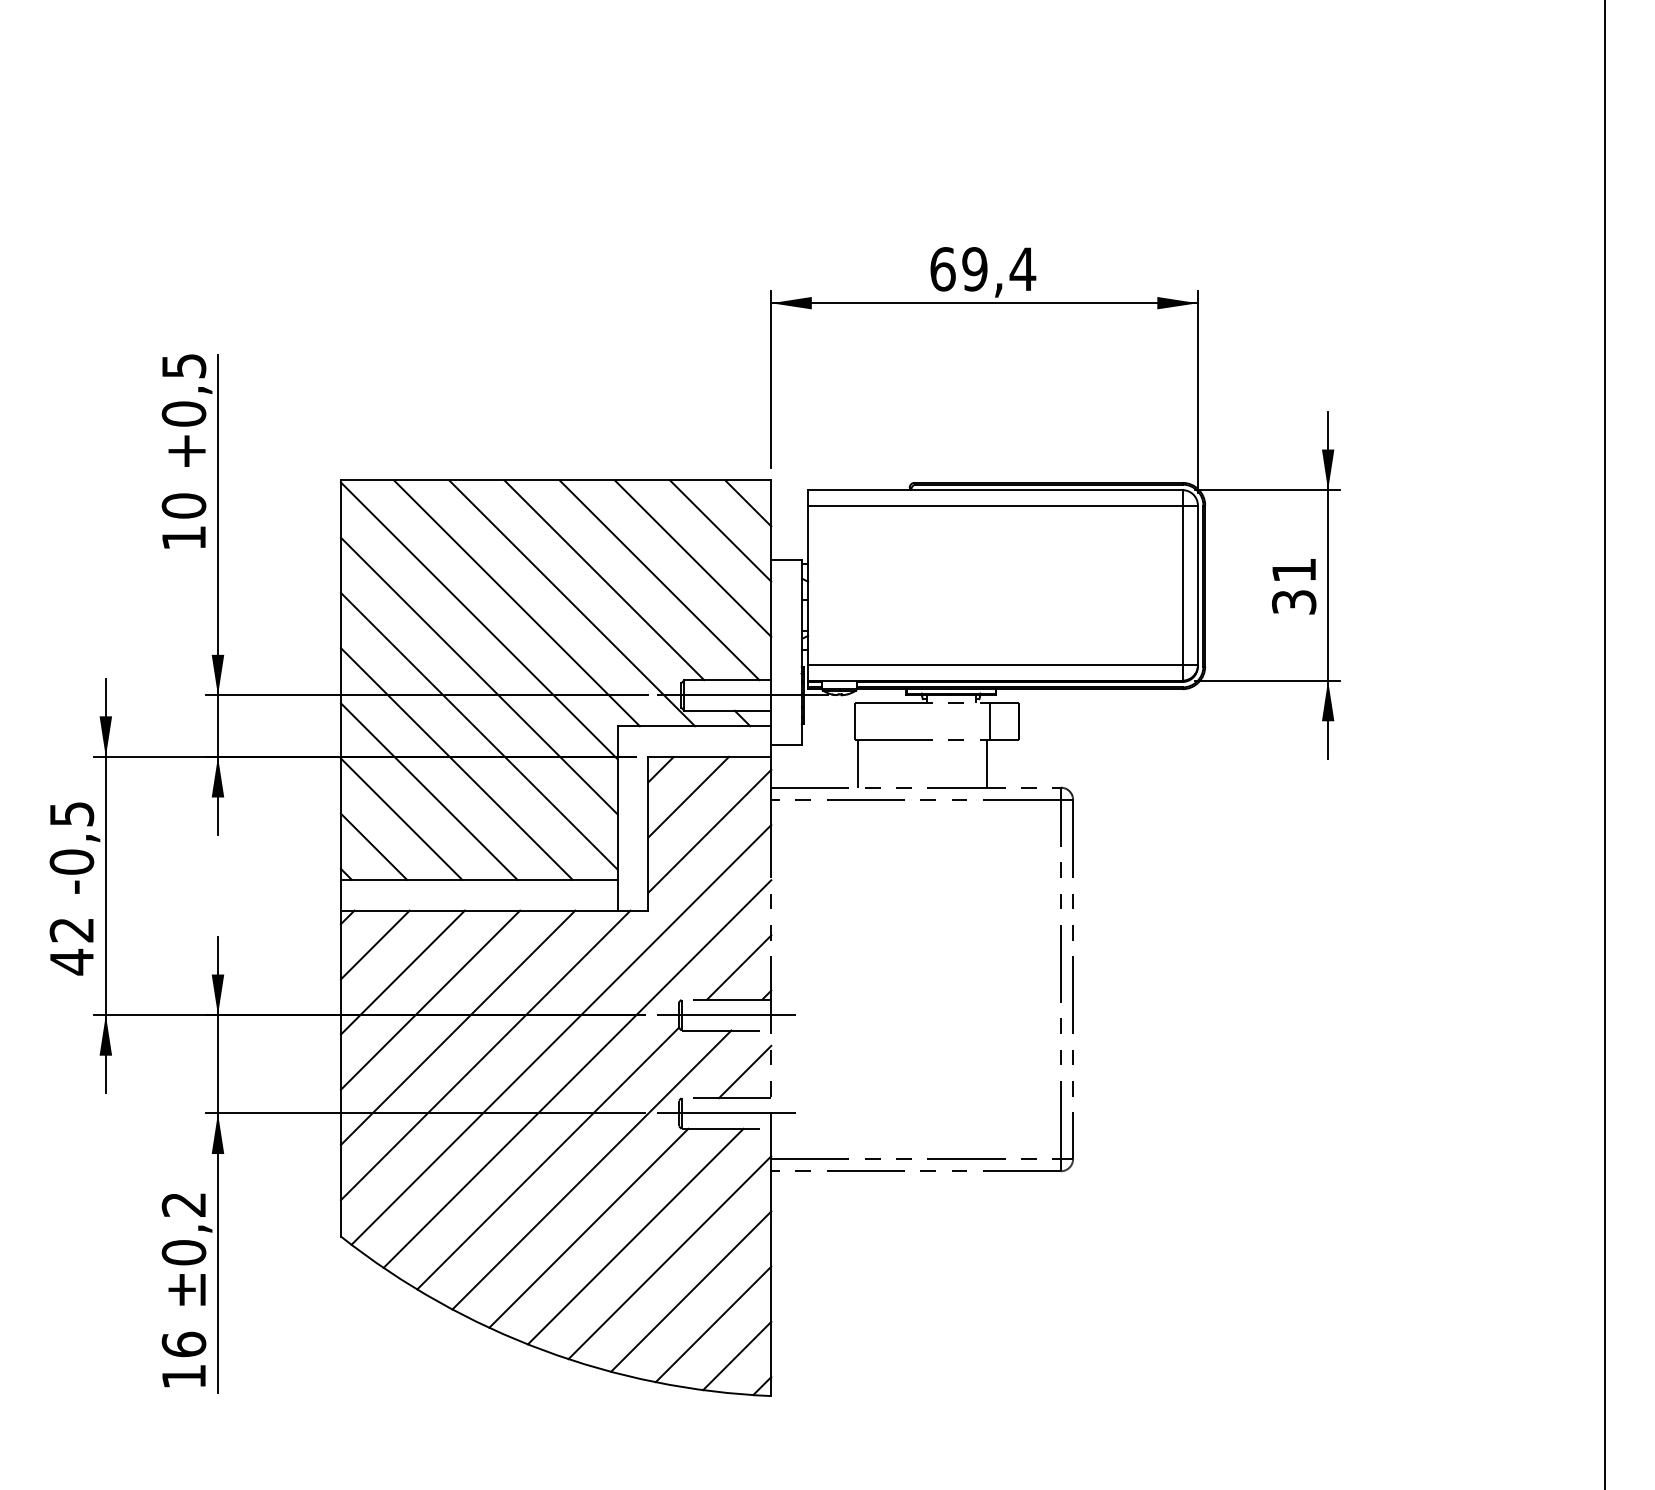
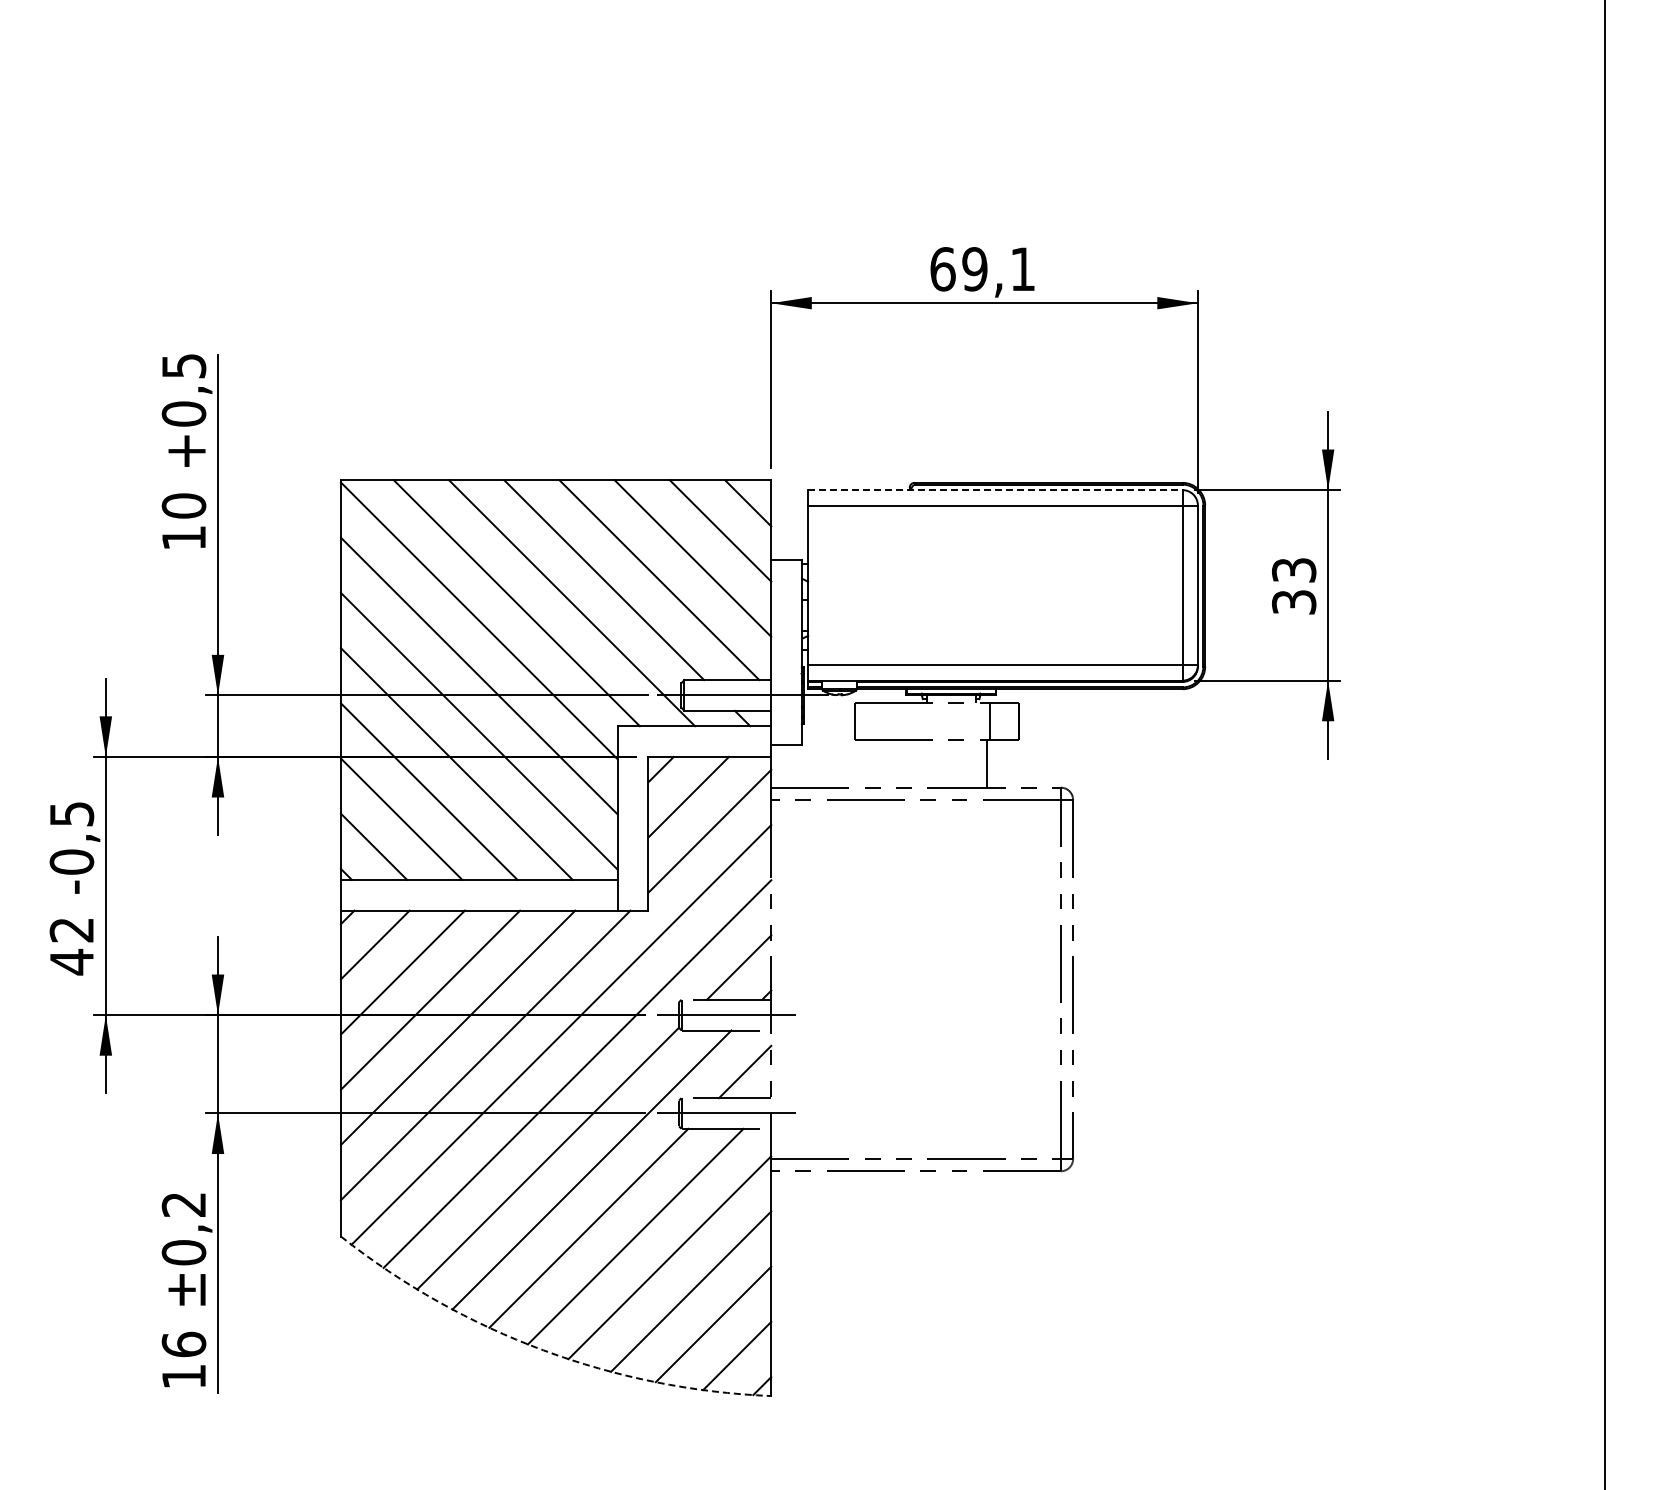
text: 69,4 -> 69,1 (1022, 268)
line: solid -> dashed (995, 490)
text: 31 -> 33 (1293, 570)
line: present -> none (857, 763)
arc: solid -> dashed (543, 1350)
